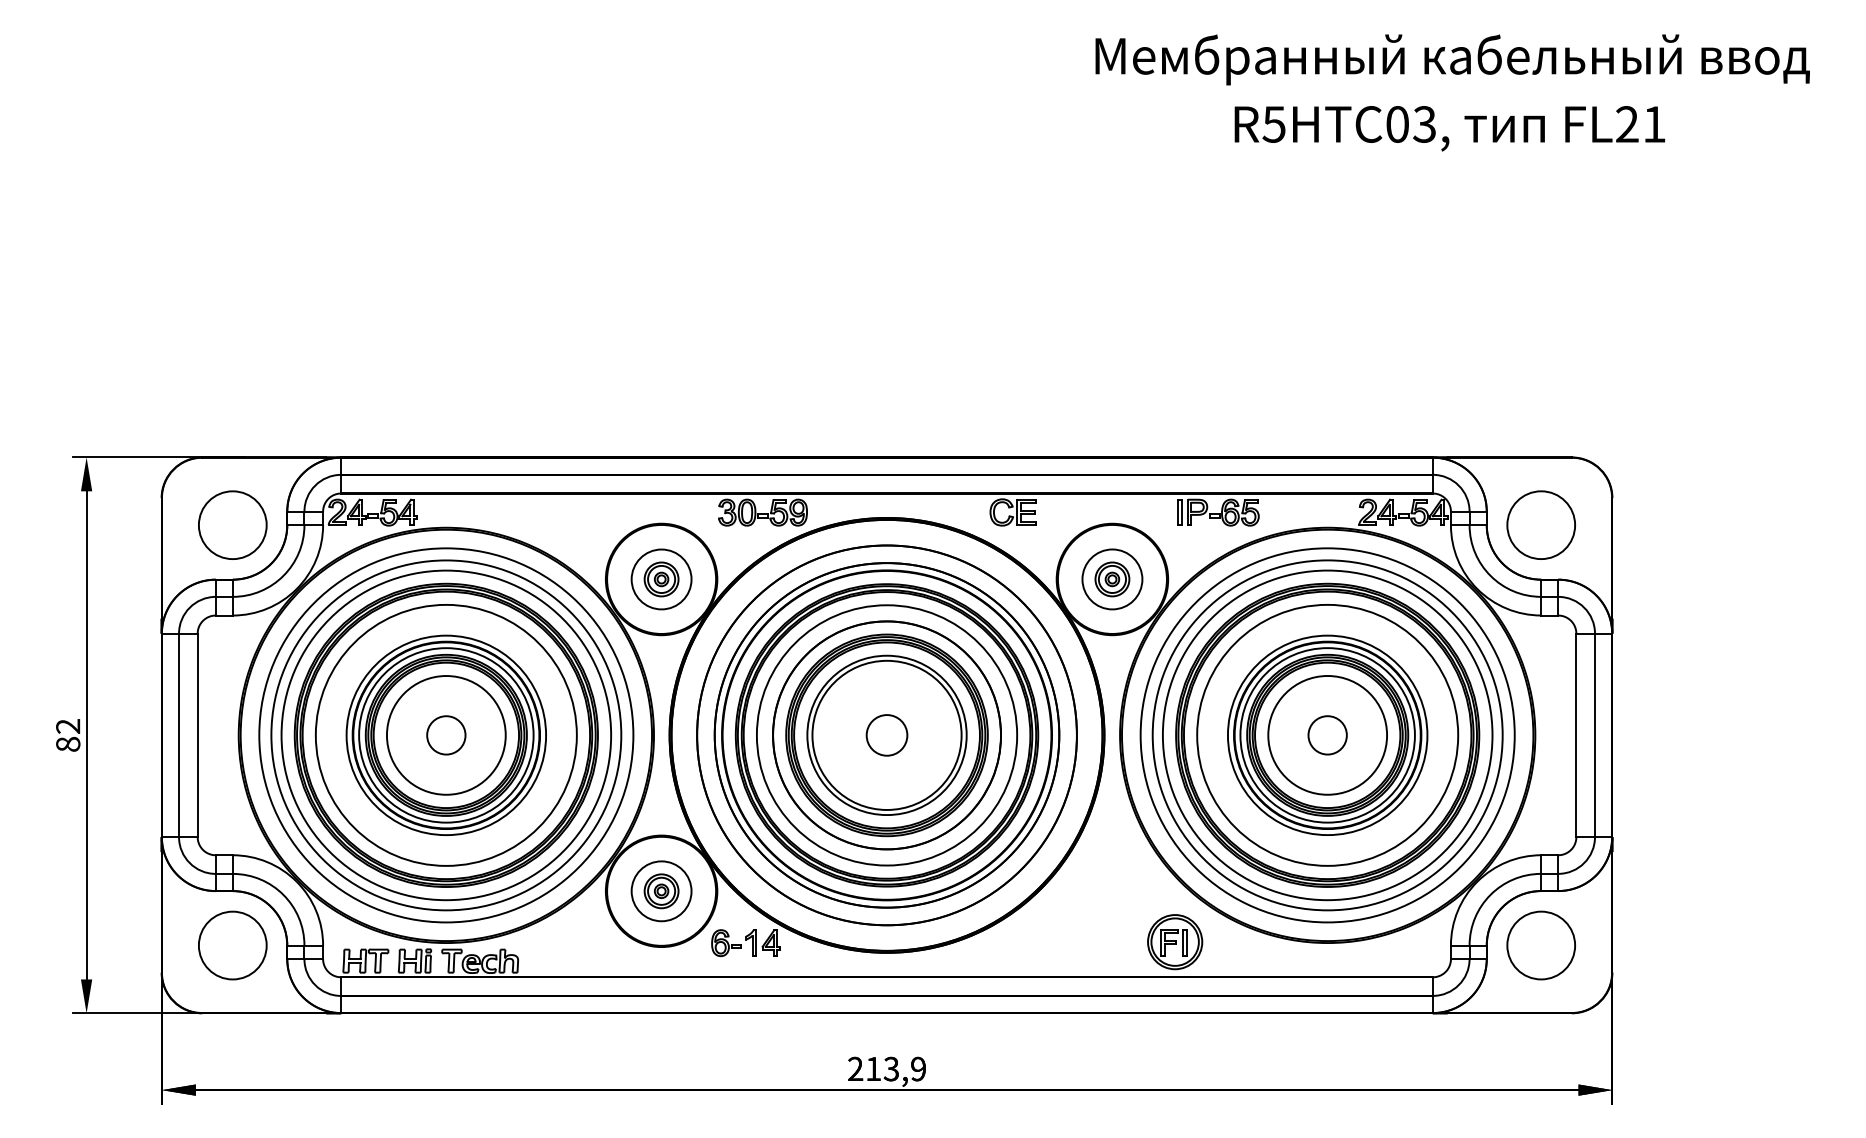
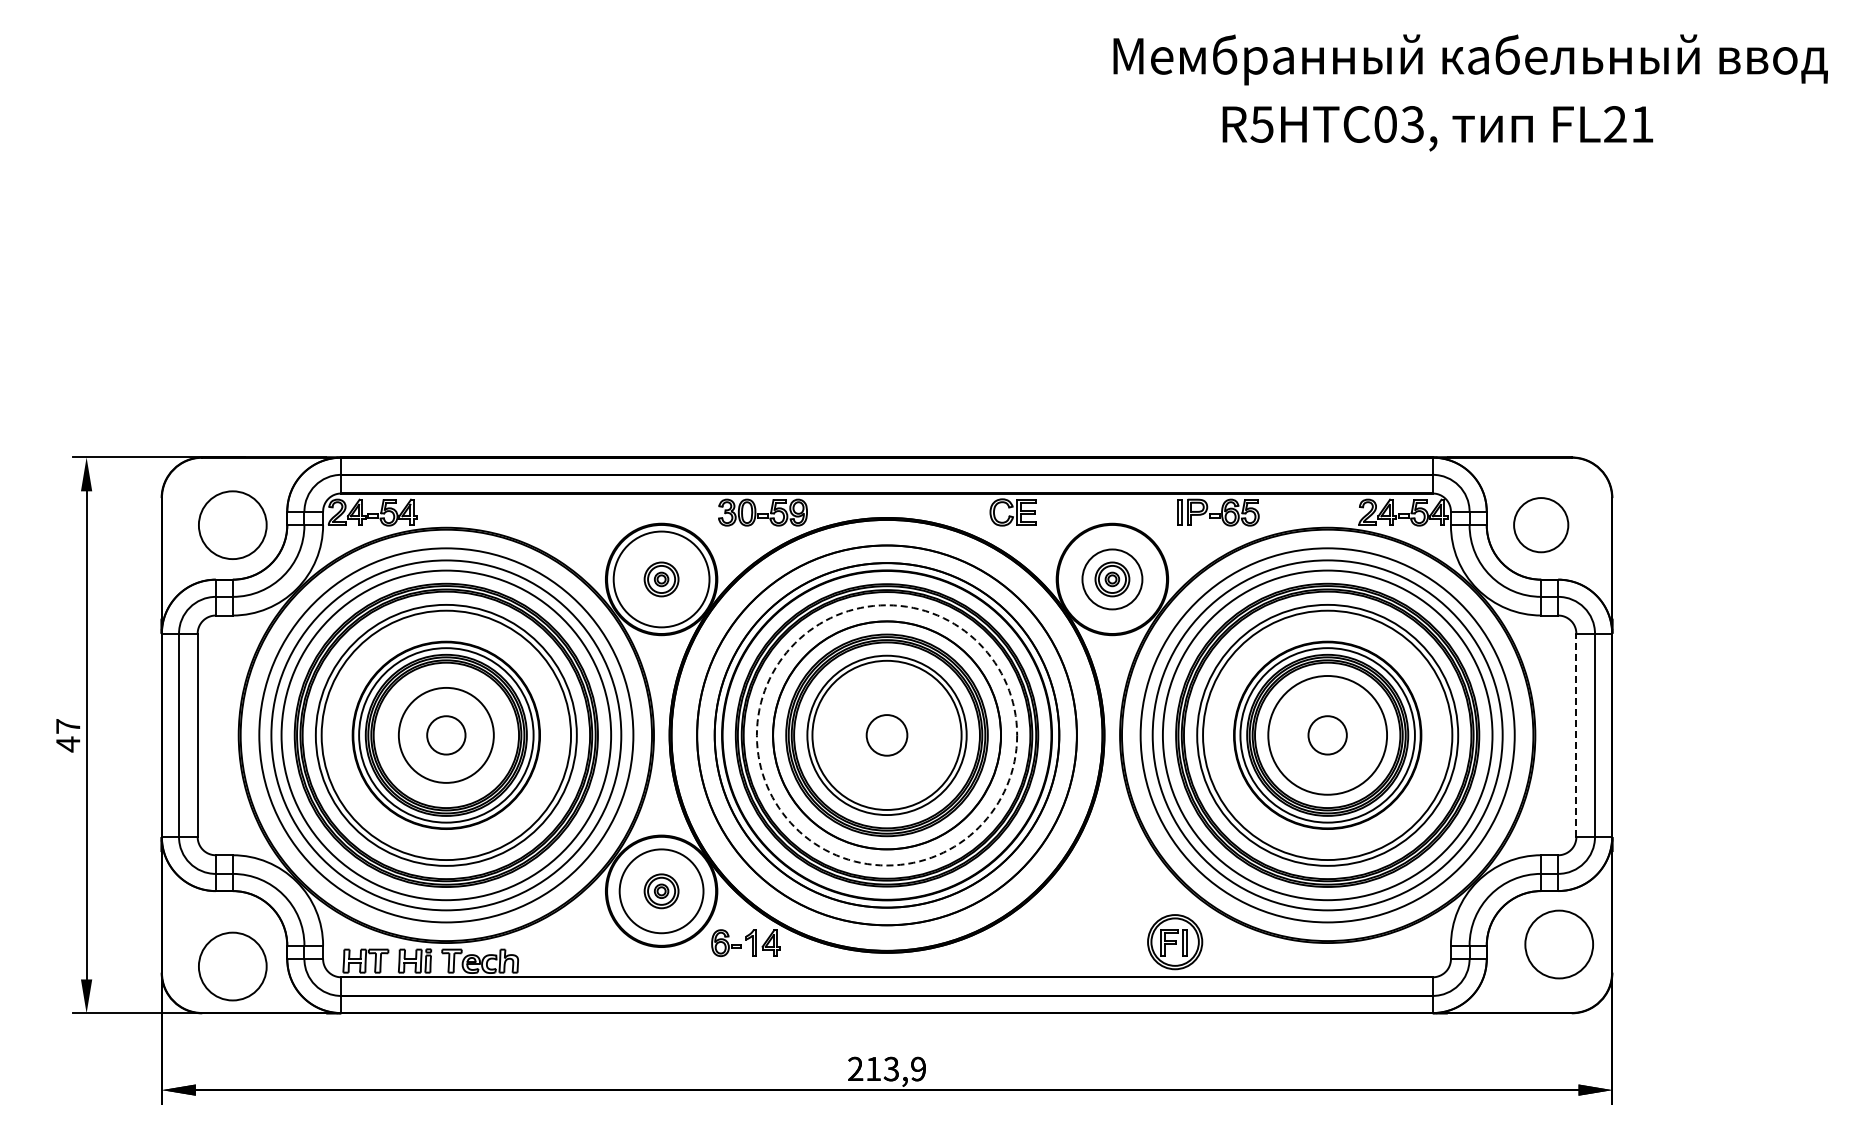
text position: (1452, 59) -> (1470, 59) (1470, 59)
text position: (1449, 128) -> (1437, 128) (1437, 128)
circle size: 70x70 px -> 57x57 px (1541, 525)
circle diameter: 60 px -> 96 px (661, 579)
text: 82 -> 47 (68, 735)
circle diameter: 119 px -> 95 px (445, 734)
circle diameter: 199 px -> 249 px (446, 735)
circle: solid -> dashed (886, 735)
circle diameter: 199 px -> 249 px (1327, 735)
line: solid -> dashed (1576, 735)
circle diameter: 60 px -> 84 px (661, 891)
circle position: (232, 945) -> (232, 966) (232, 966)
circle position: (1540, 945) -> (1558, 944) (1558, 944)
